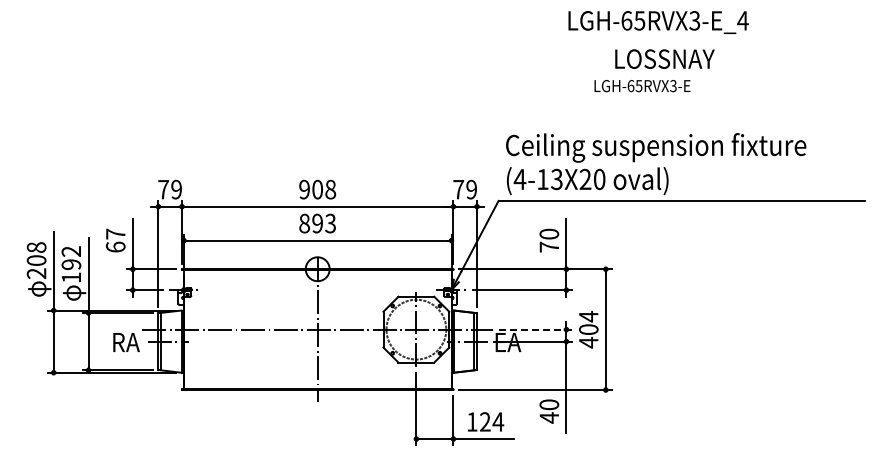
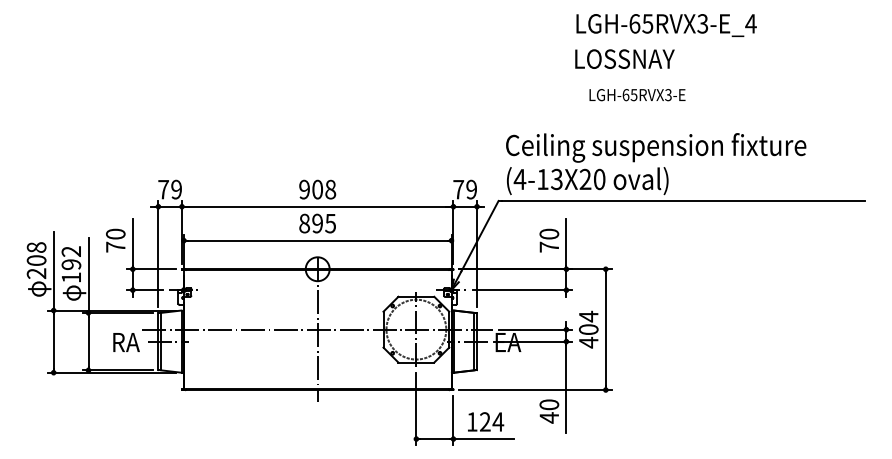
text position: (658, 22) -> (666, 25) (666, 25)
text position: (664, 58) -> (624, 58) (624, 58)
text position: (642, 86) -> (637, 95) (637, 95)
text: 893 -> 895 (330, 222)
text: 67 -> 70 (115, 240)
line: dashed -> solid (535, 329)
